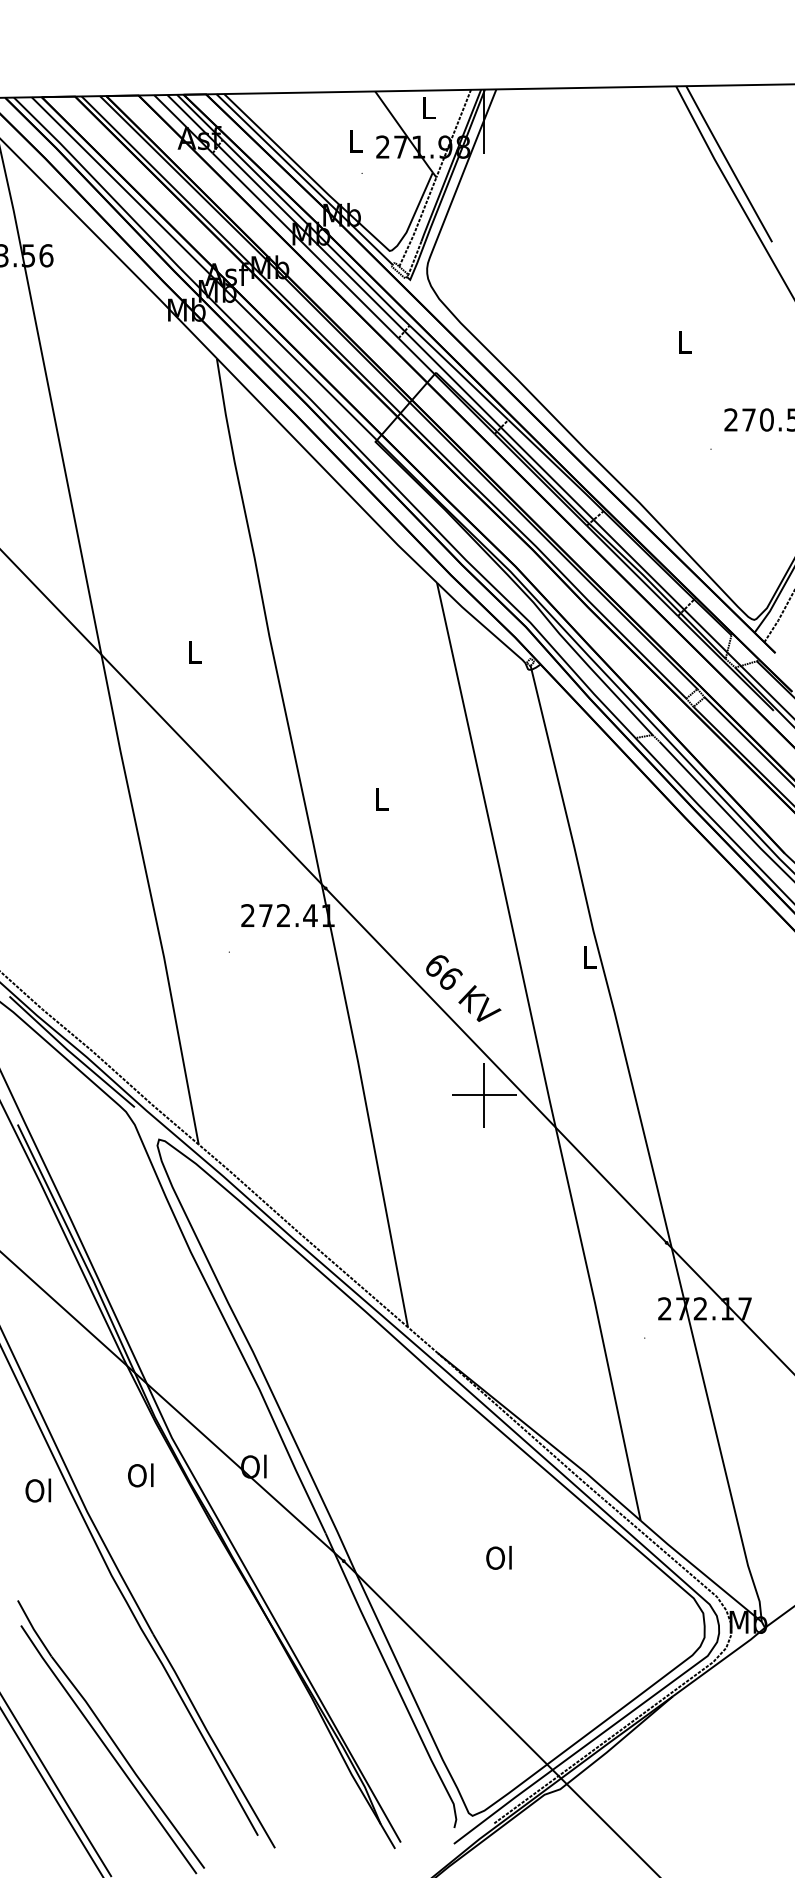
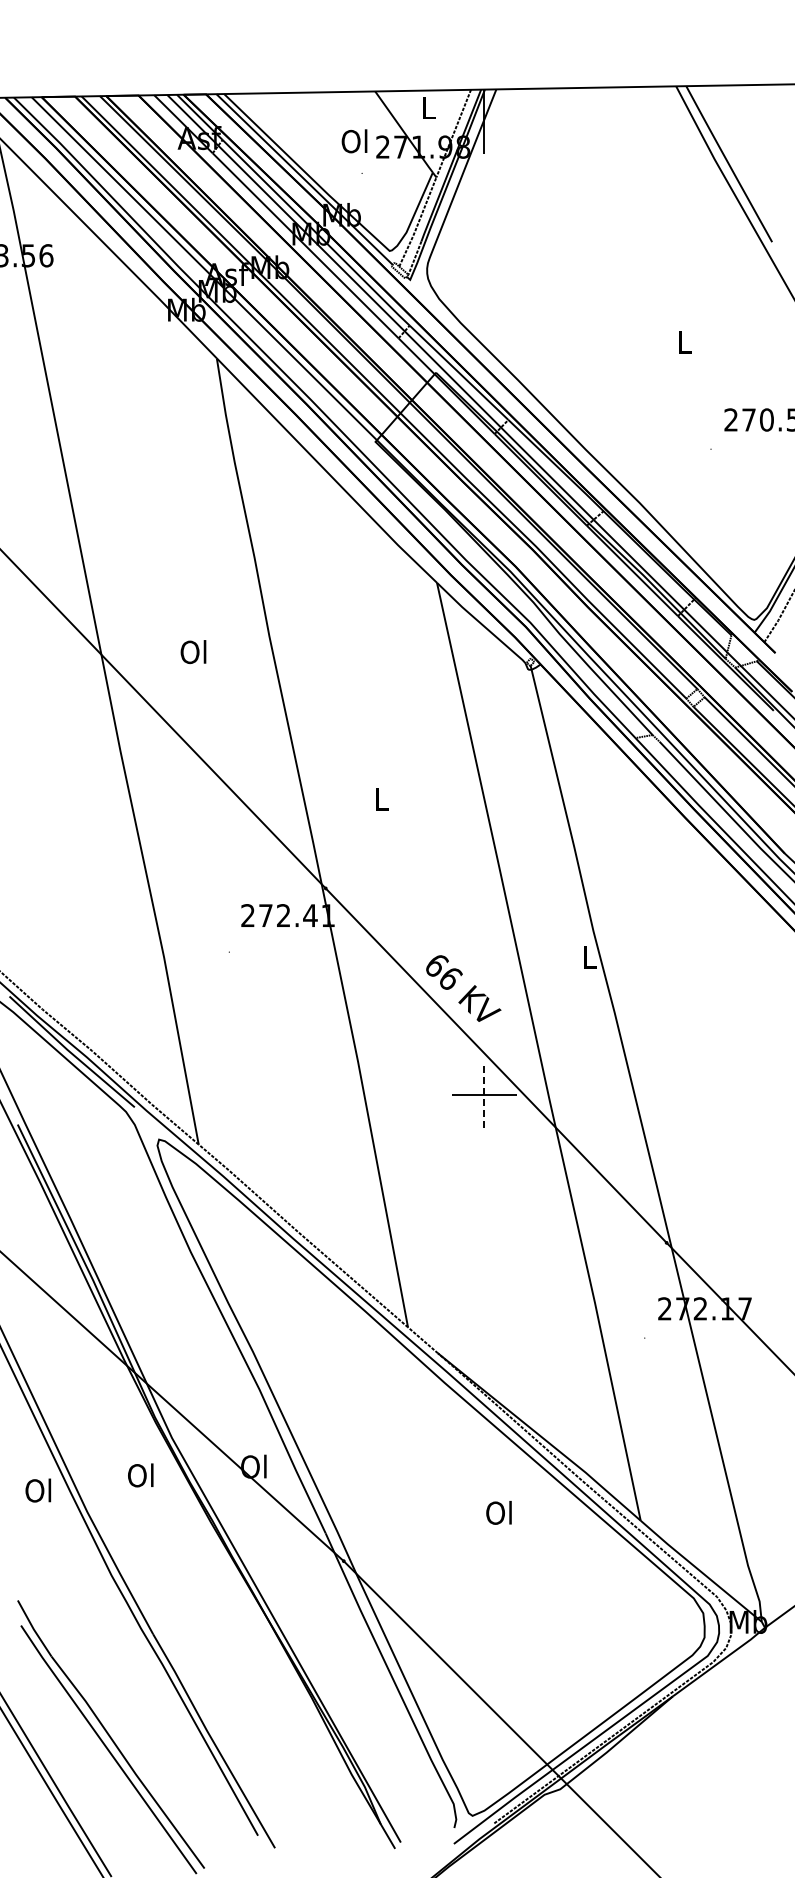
text: L -> Ol (354, 141)
text: L -> Ol (193, 652)
line: solid -> dashed (484, 1094)
text position: (498, 1557) -> (498, 1512) (498, 1512)
